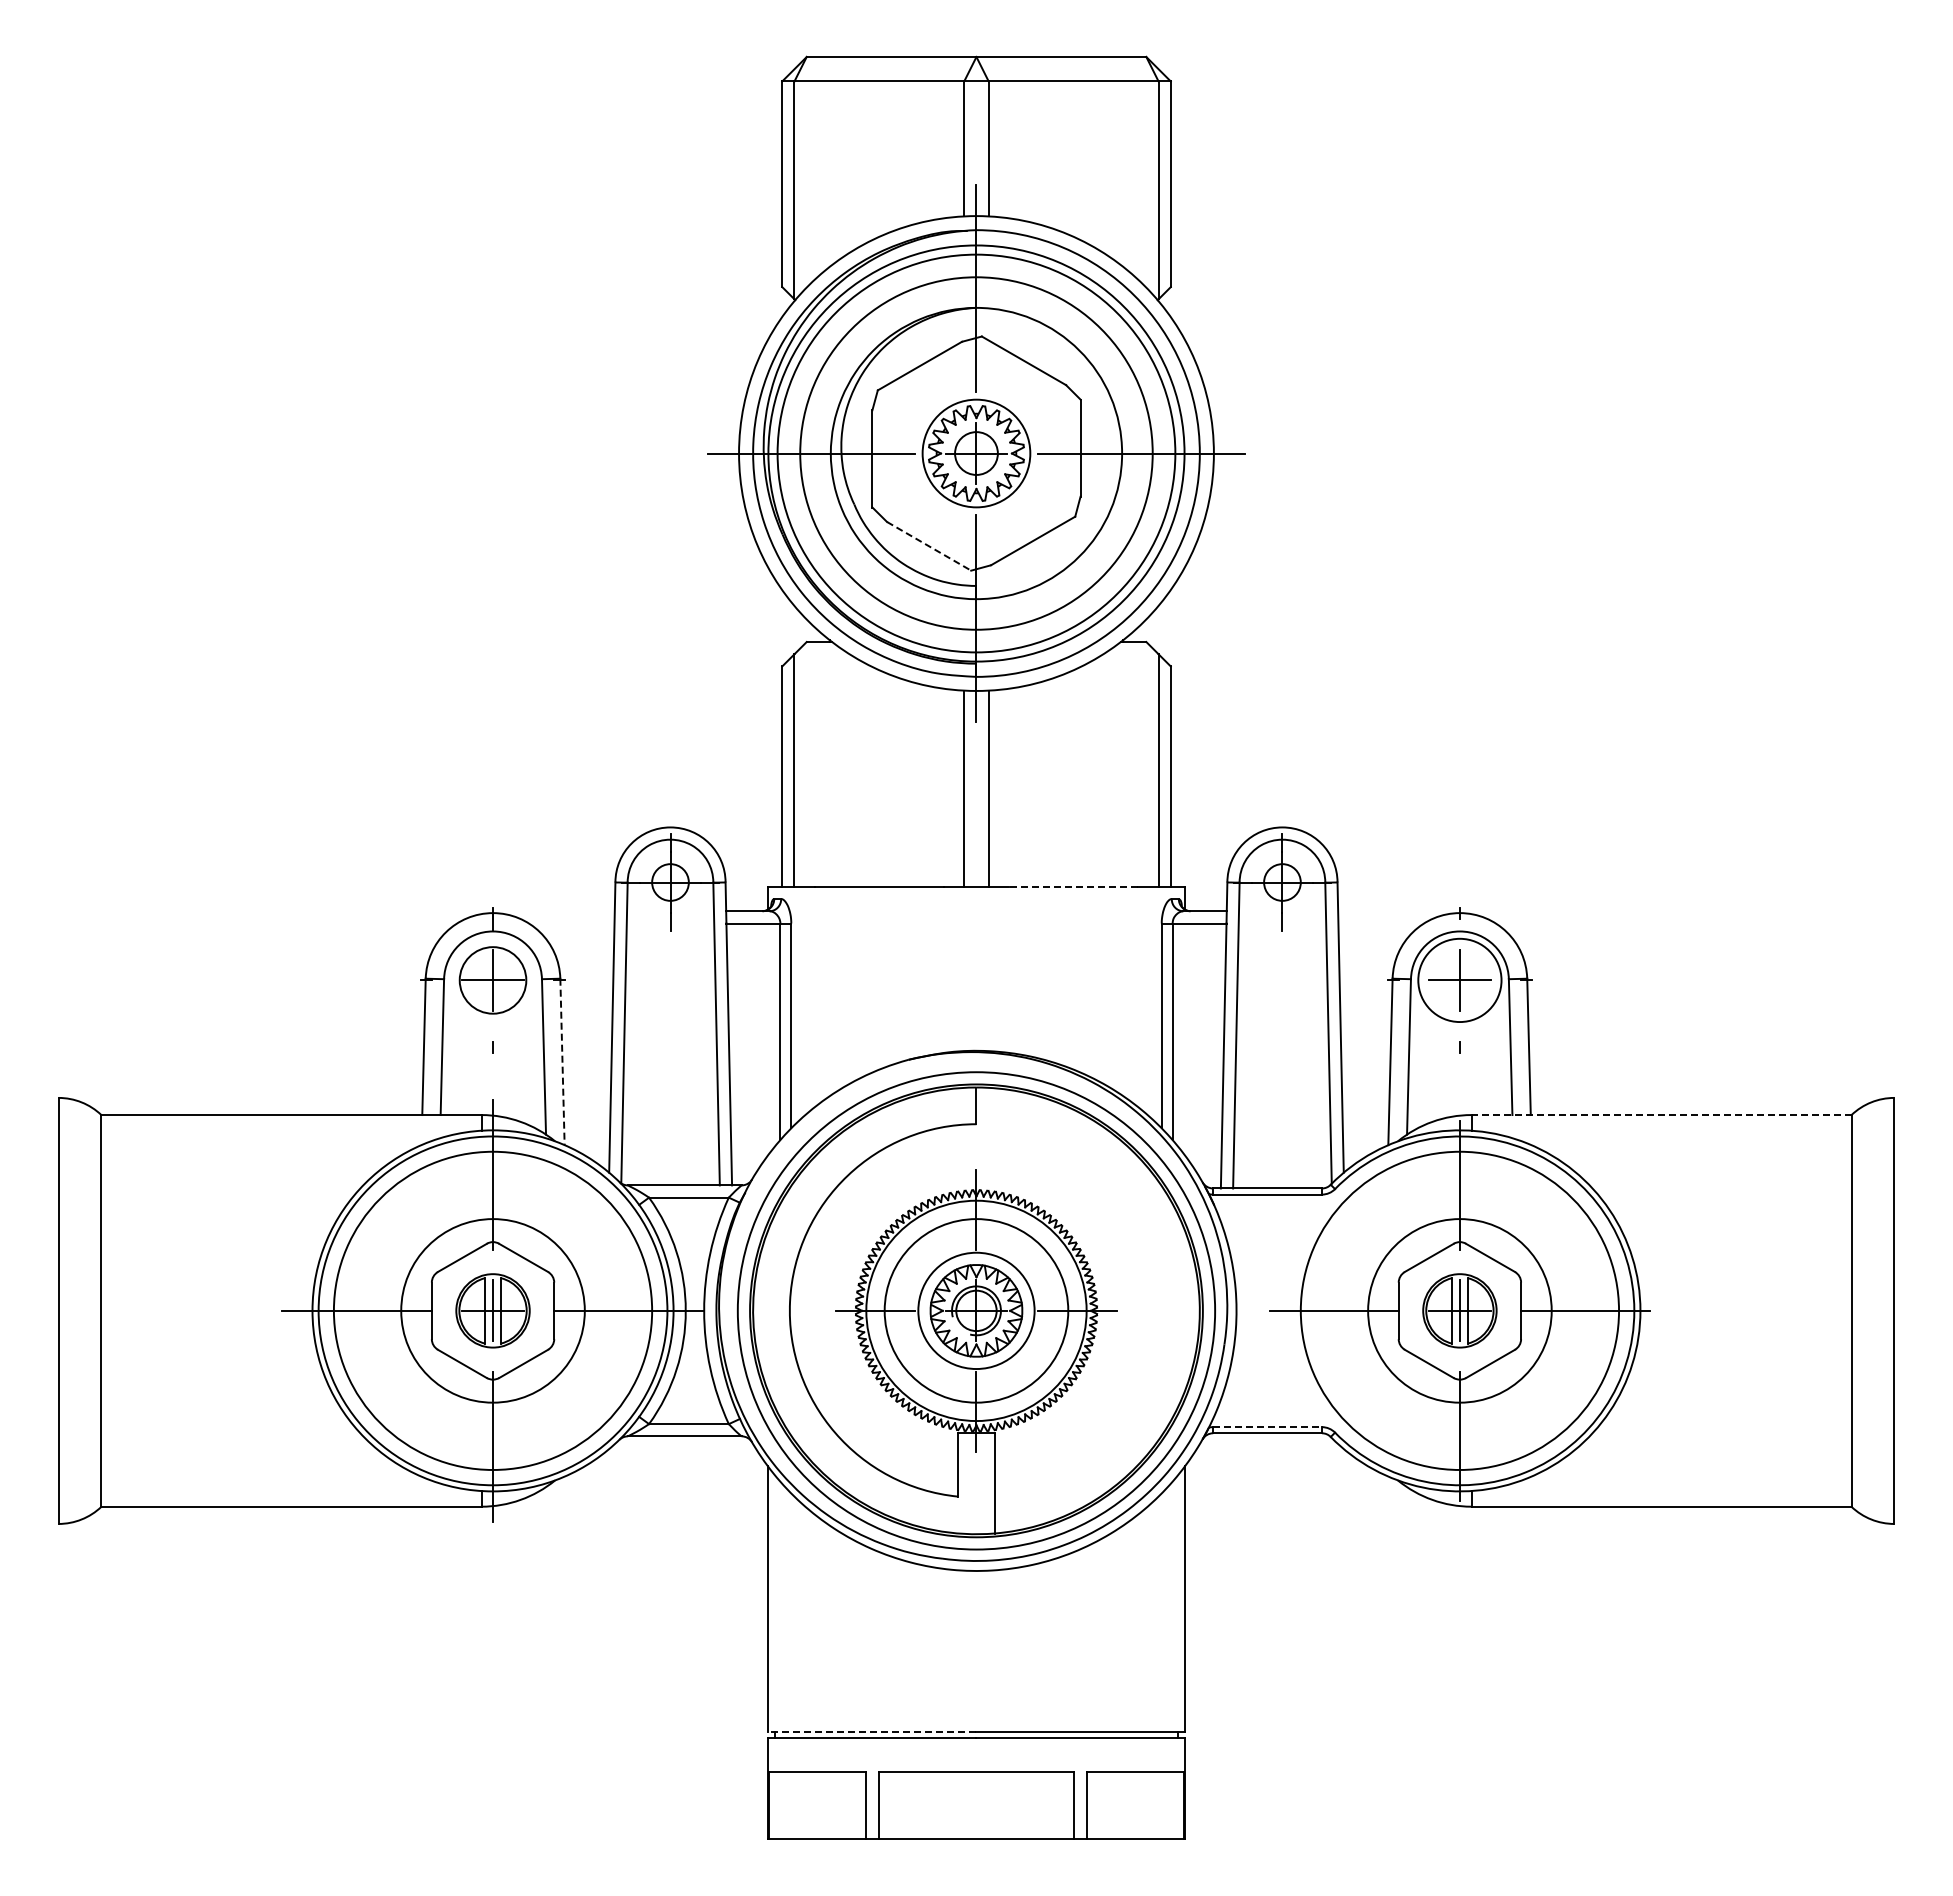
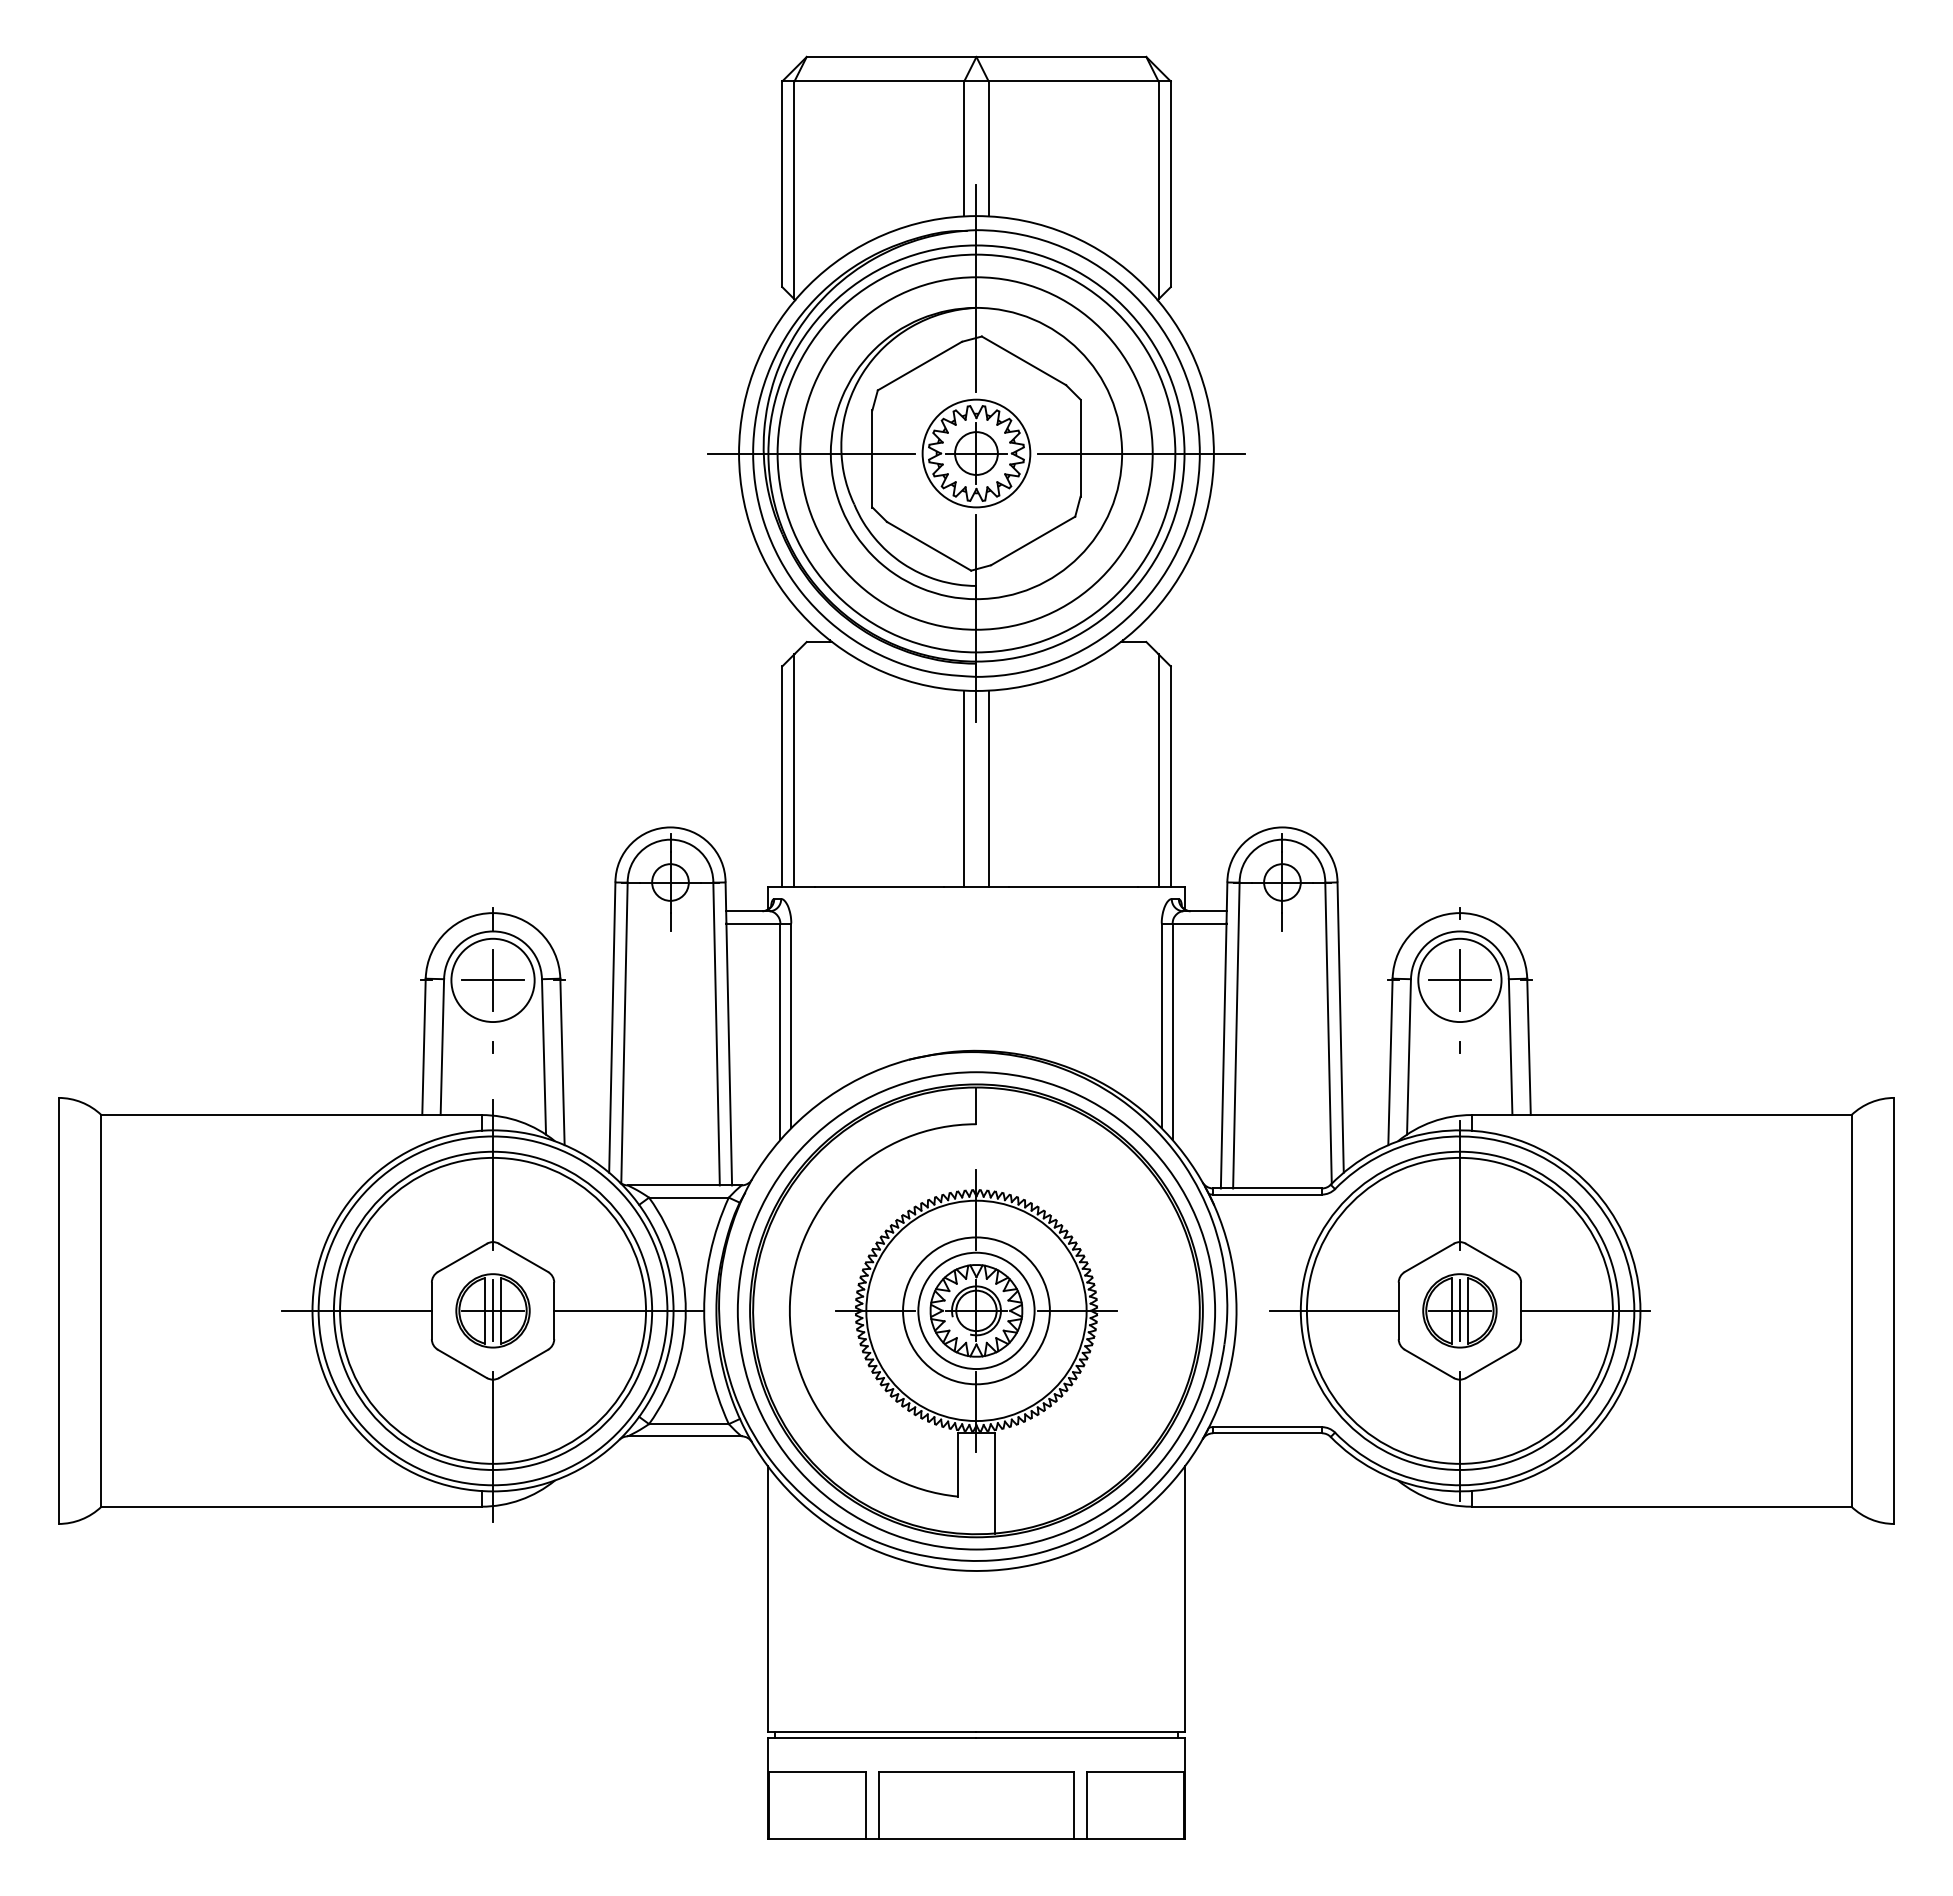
line: dashed -> solid (929, 546)
line: dashed -> solid (1073, 886)
circle diameter: 67 px -> 83 px (492, 980)
line: dashed -> solid (562, 1062)
line: dashed -> solid (1661, 1115)
circle diameter: 184 px -> 306 px (493, 1310)
circle diameter: 184 px -> 147 px (976, 1310)
circle diameter: 184 px -> 306 px (1459, 1310)
line: dashed -> solid (1268, 1427)
line: dashed -> solid (871, 1731)
